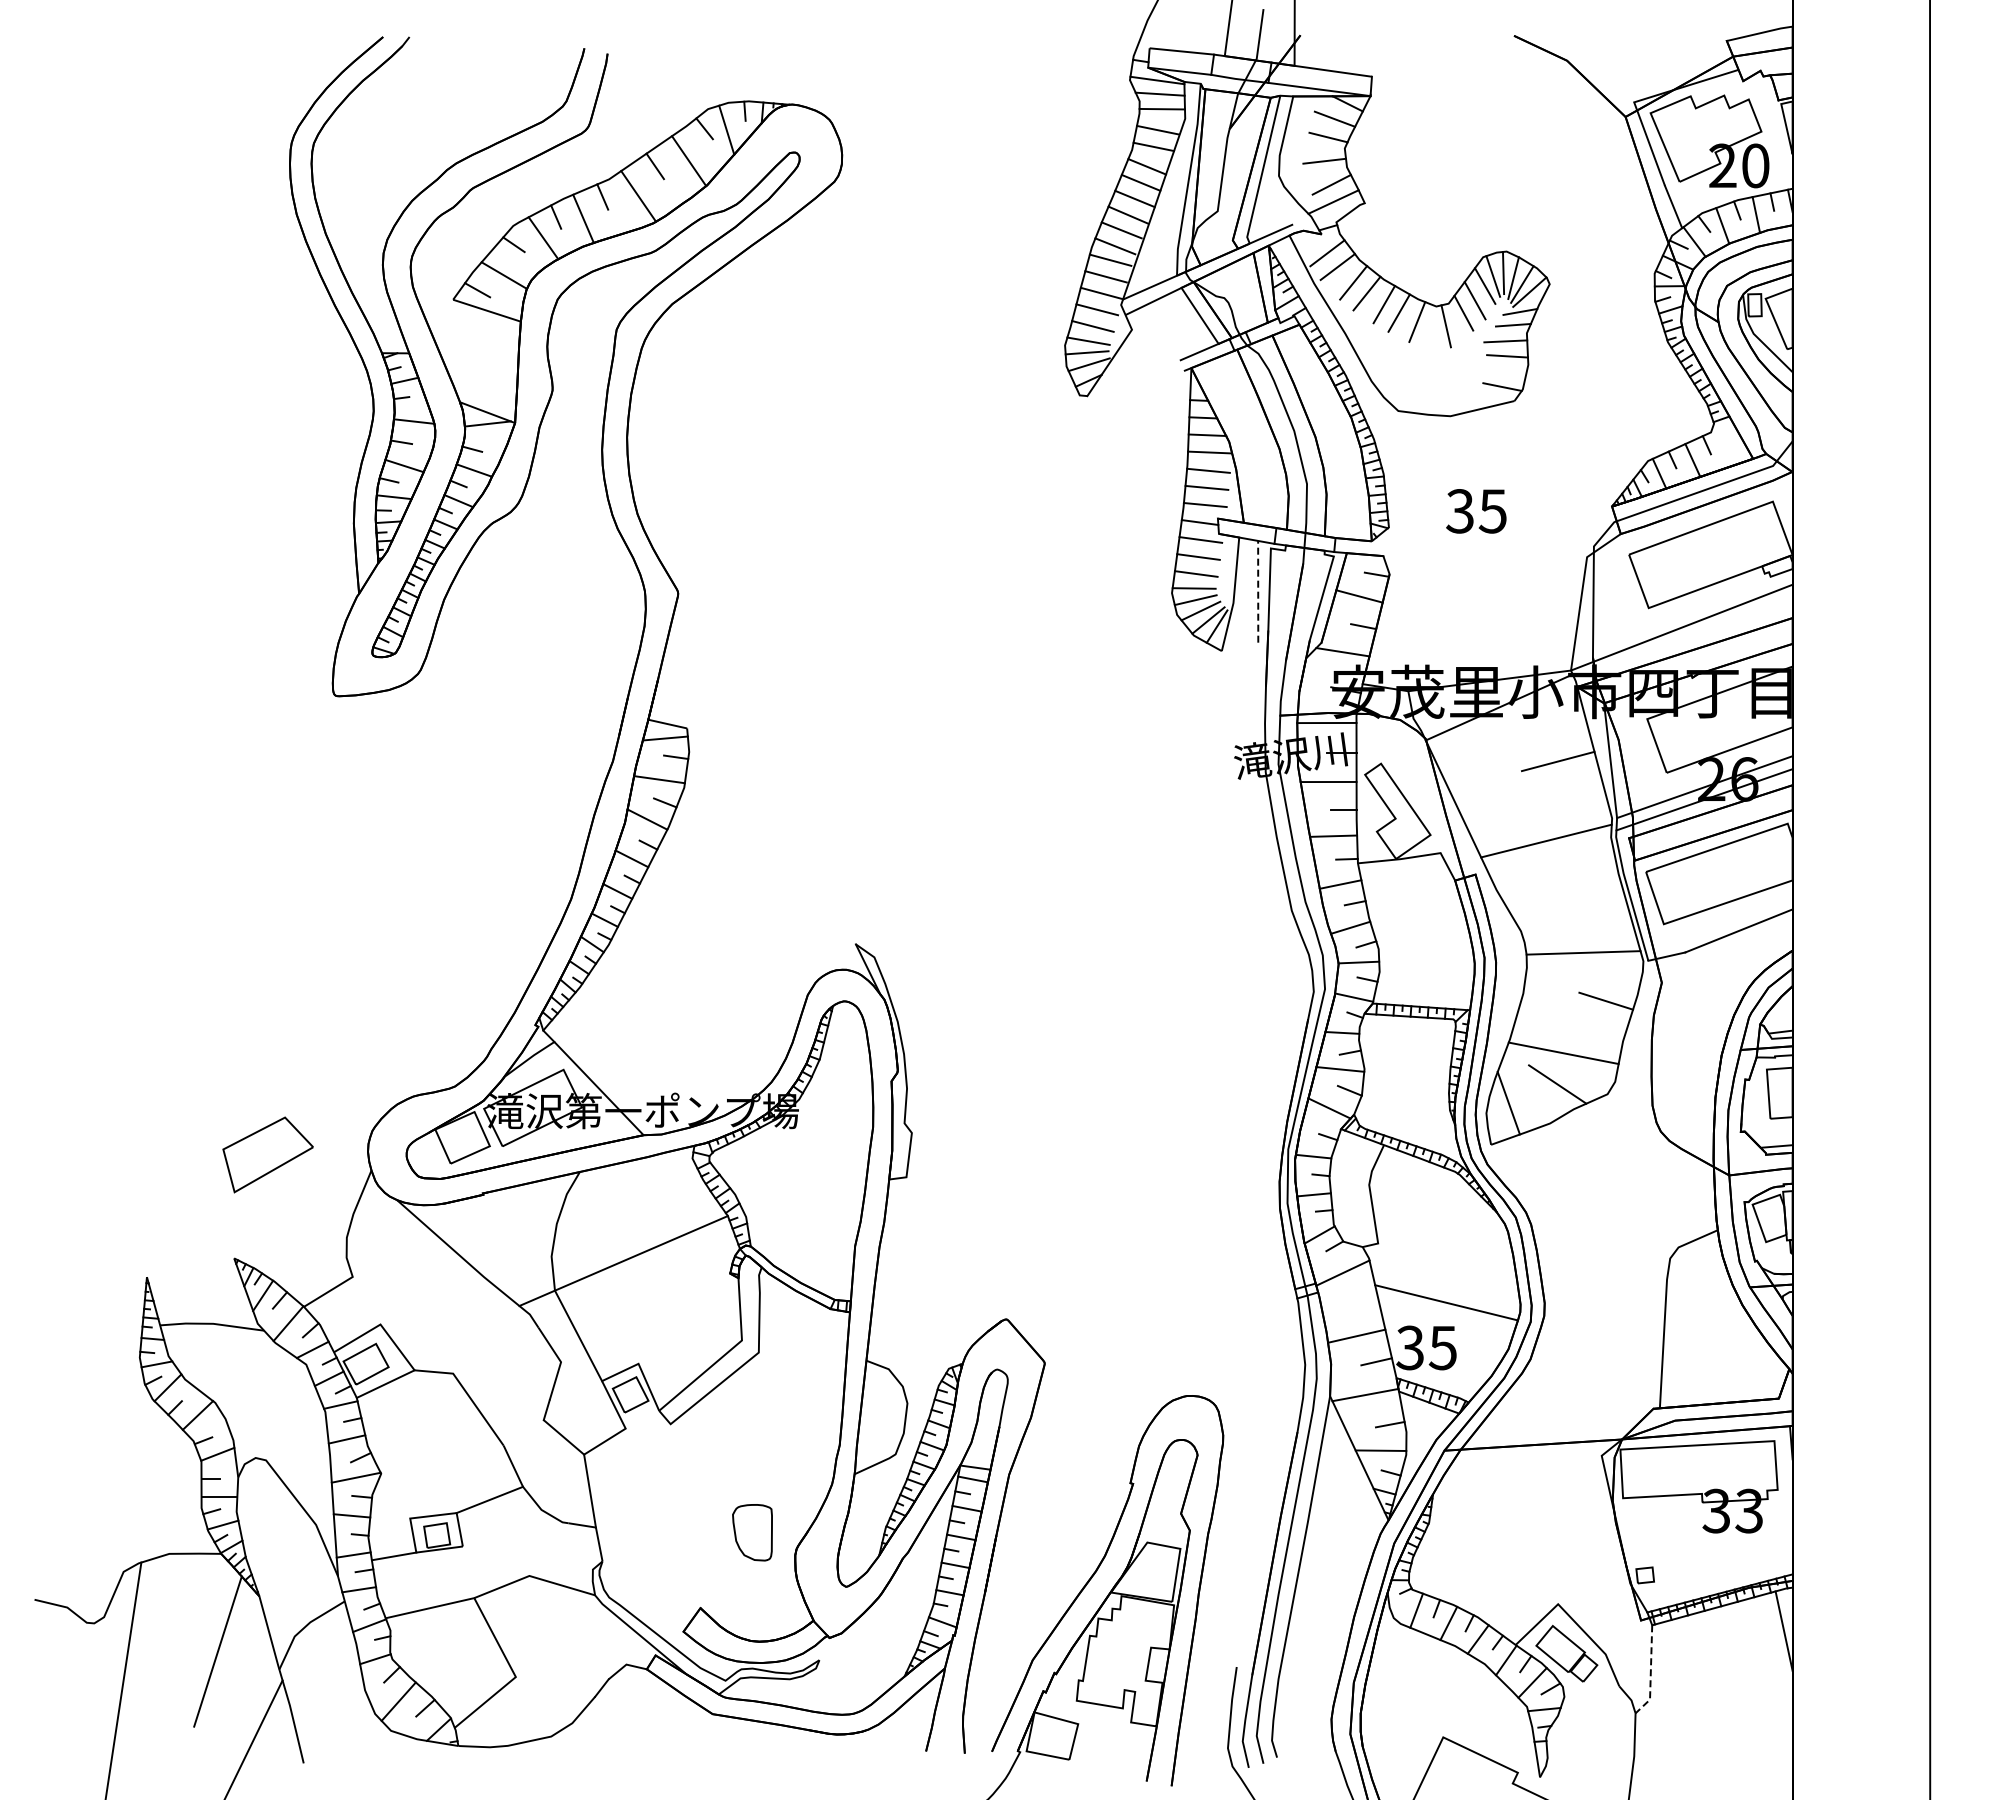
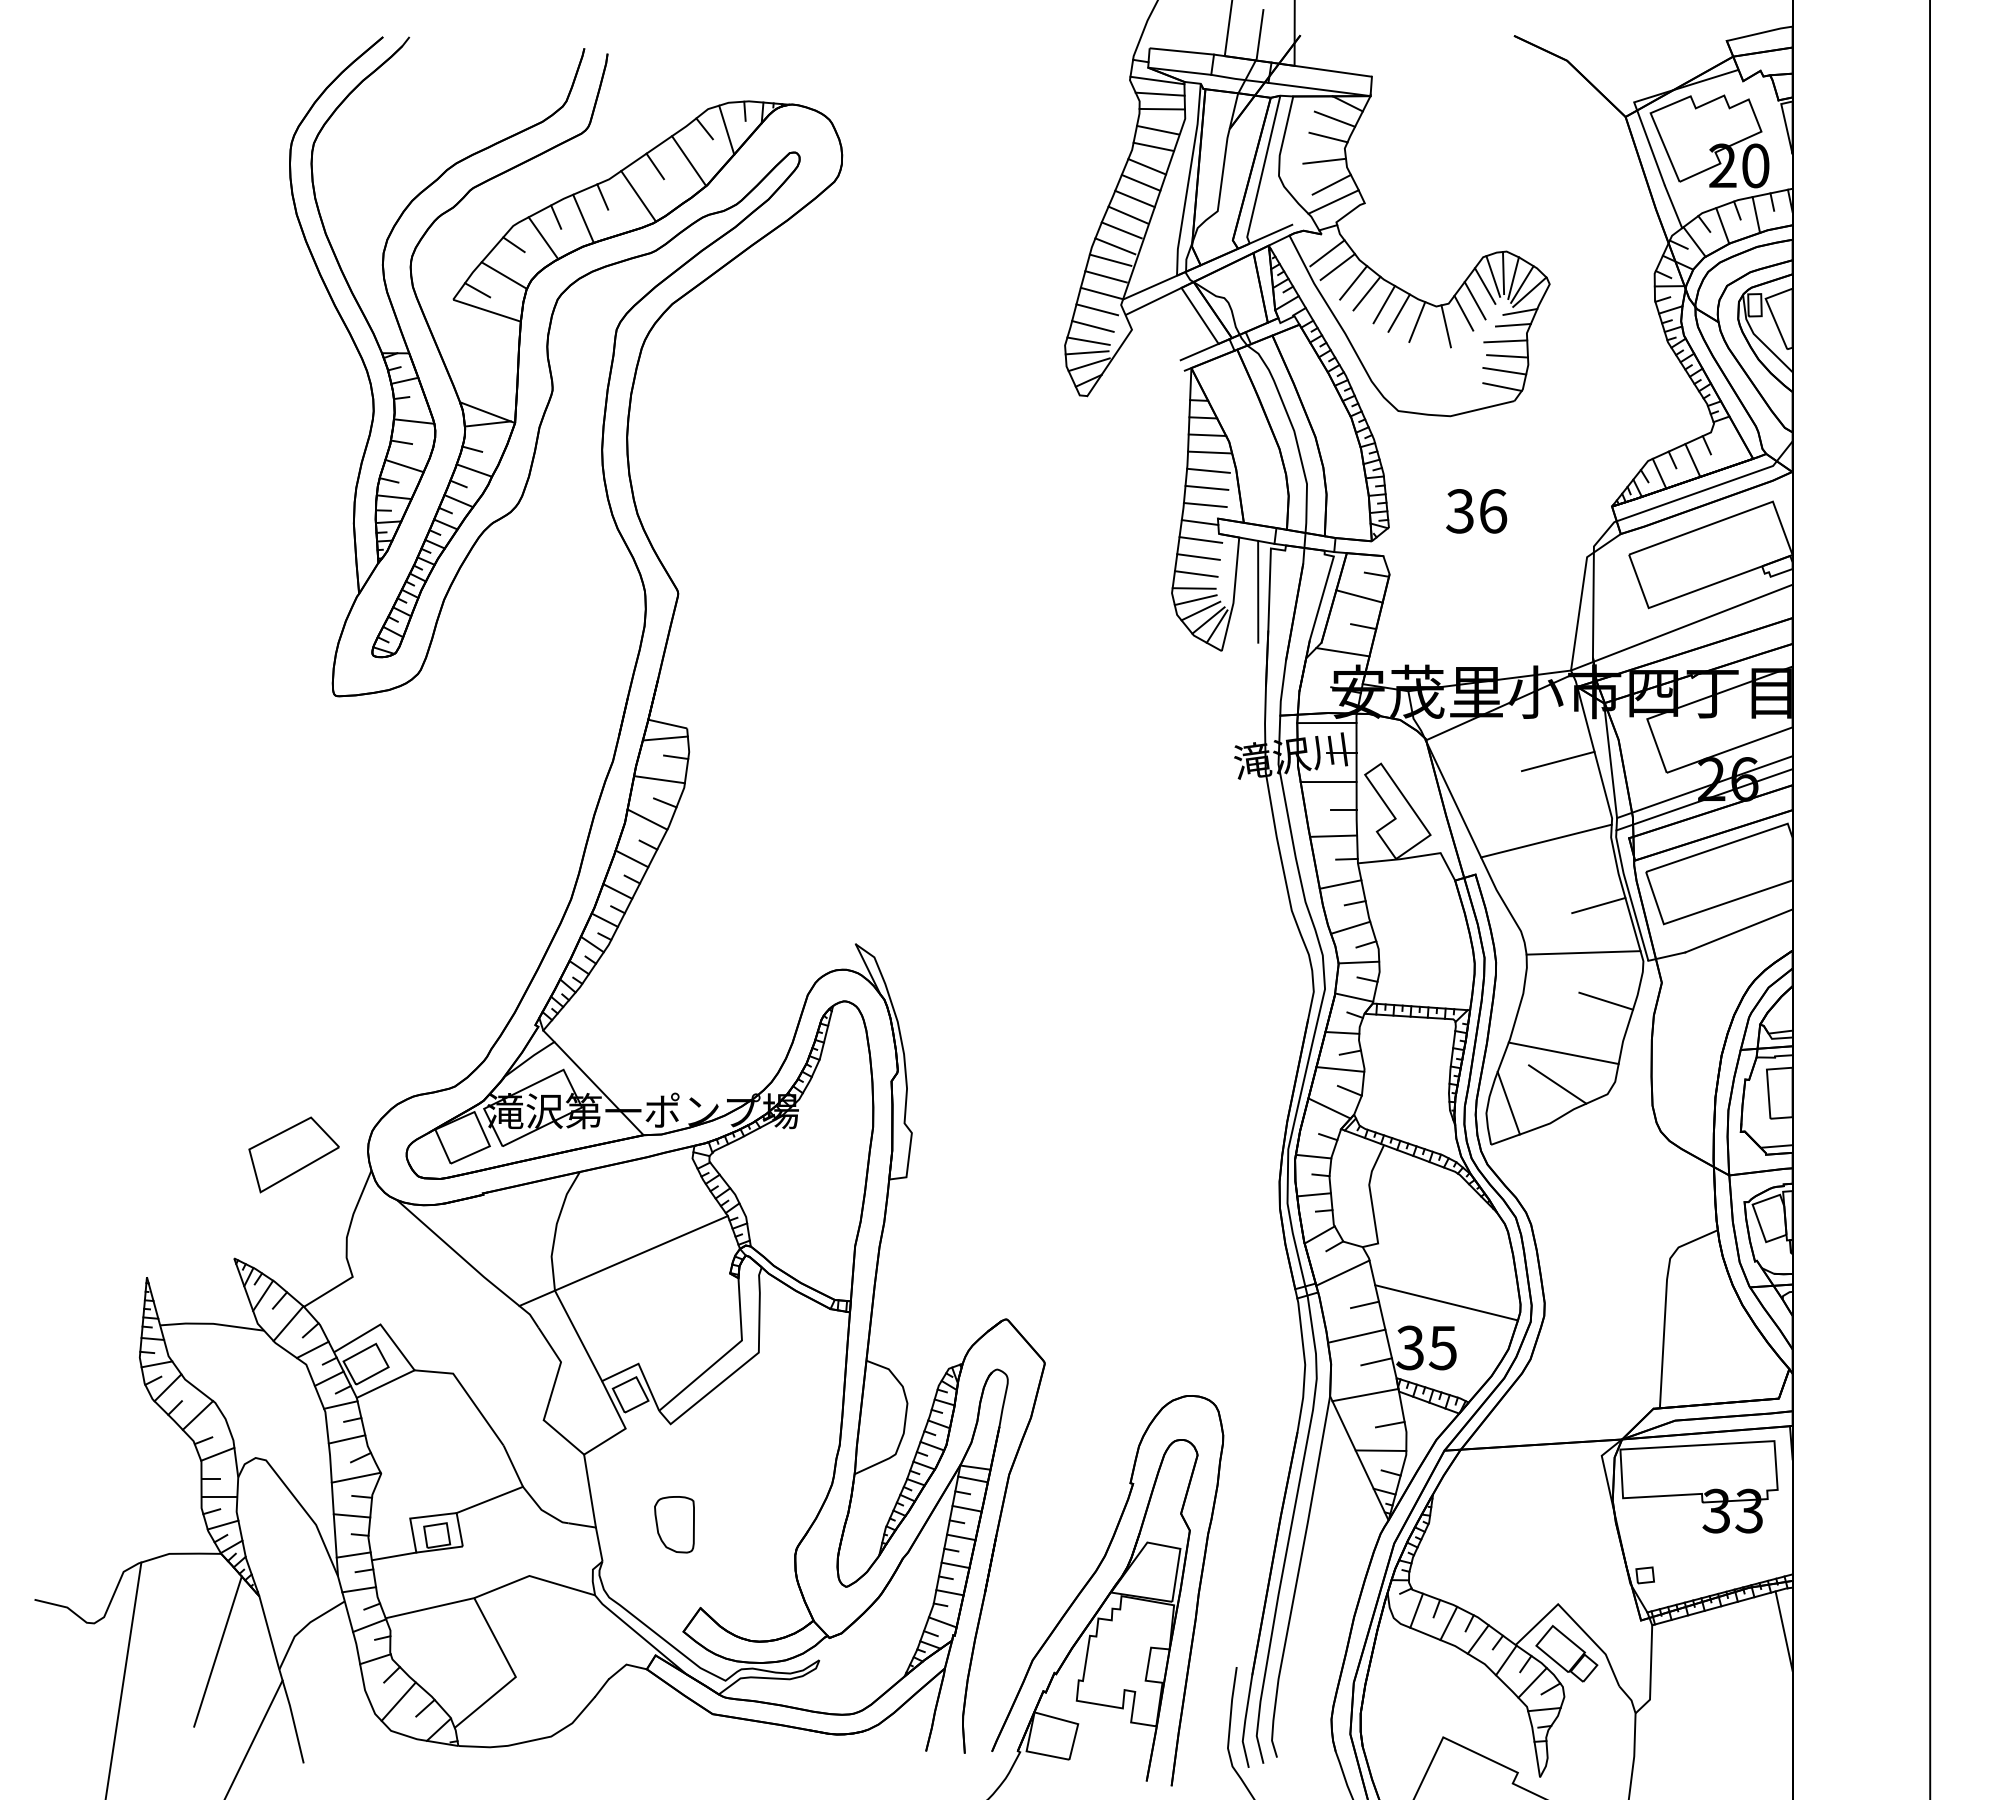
line: none -> present (1504, 370)
text: 35 -> 36 (1492, 511)
line: dashed -> solid (1258, 591)
line: none -> present (1598, 905)
part position: (267, 1154) -> (293, 1154) (293, 1154)
line: none -> present (1364, 1304)
part position: (752, 1532) -> (674, 1524) (674, 1524)
line: dashed -> solid (1650, 1672)
